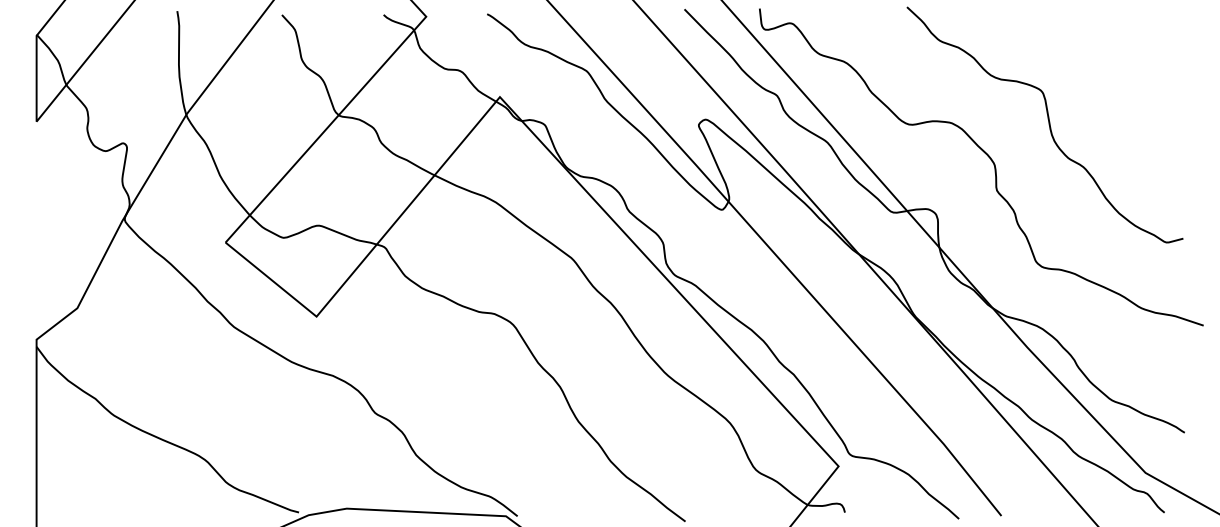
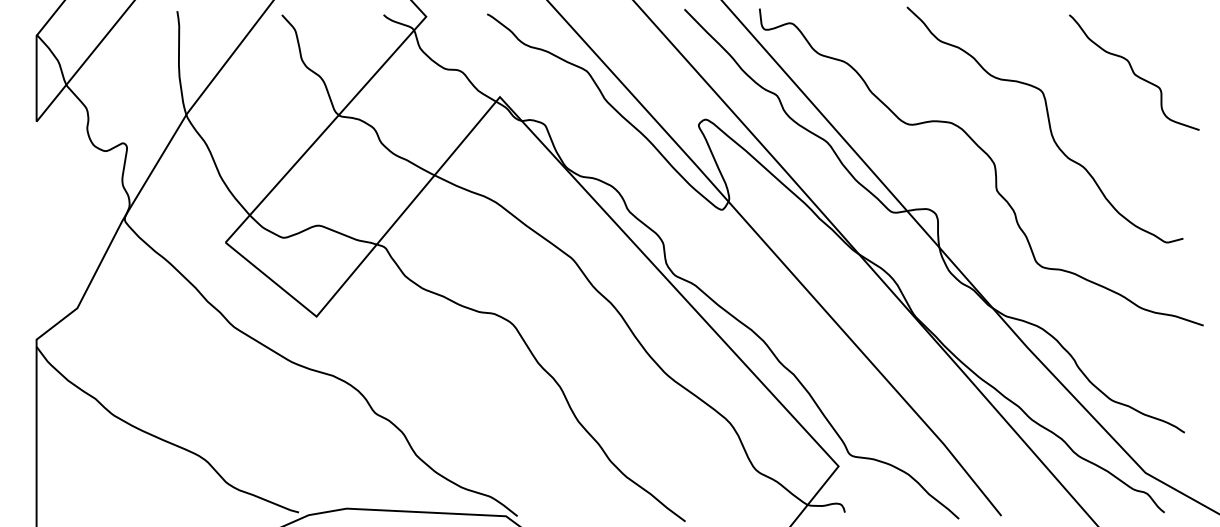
curve: none -> present (1134, 72)
